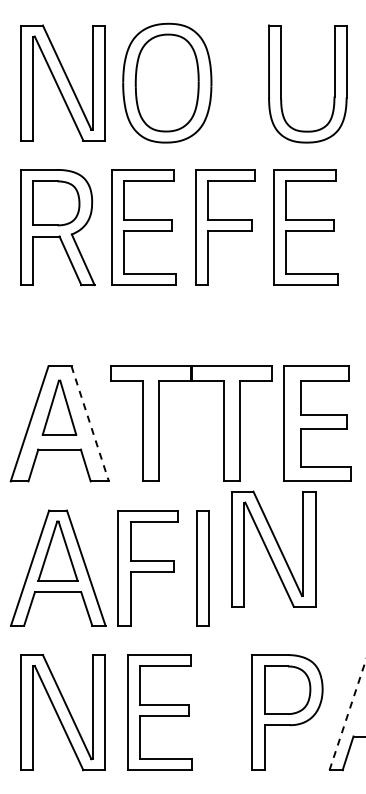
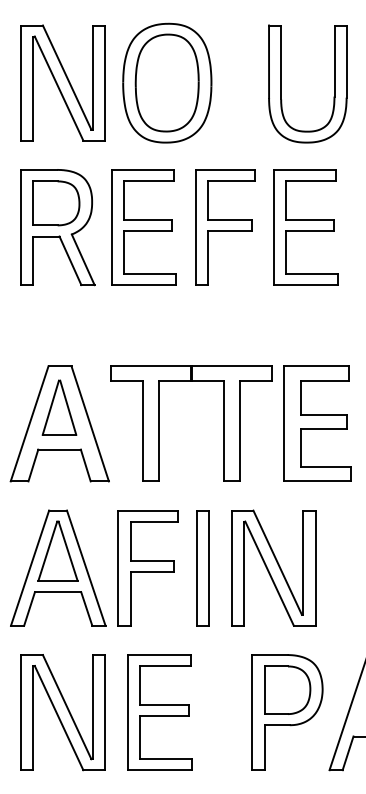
line: dashed -> solid (90, 423)
part position: (273, 548) -> (273, 567) (273, 567)
line: dashed -> solid (347, 715)
